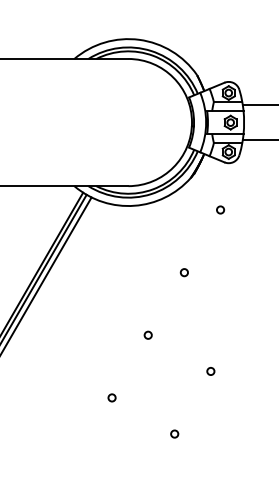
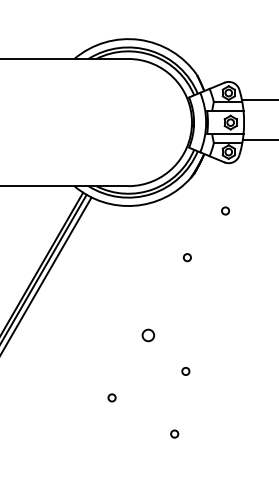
line position: (258, 104) -> (258, 99) (258, 99)
circle position: (220, 209) -> (225, 210) (225, 210)
circle position: (183, 272) -> (186, 257) (186, 257)
circle size: 10x10 px -> 14x15 px (147, 335)
circle position: (210, 371) -> (185, 371) (185, 371)
